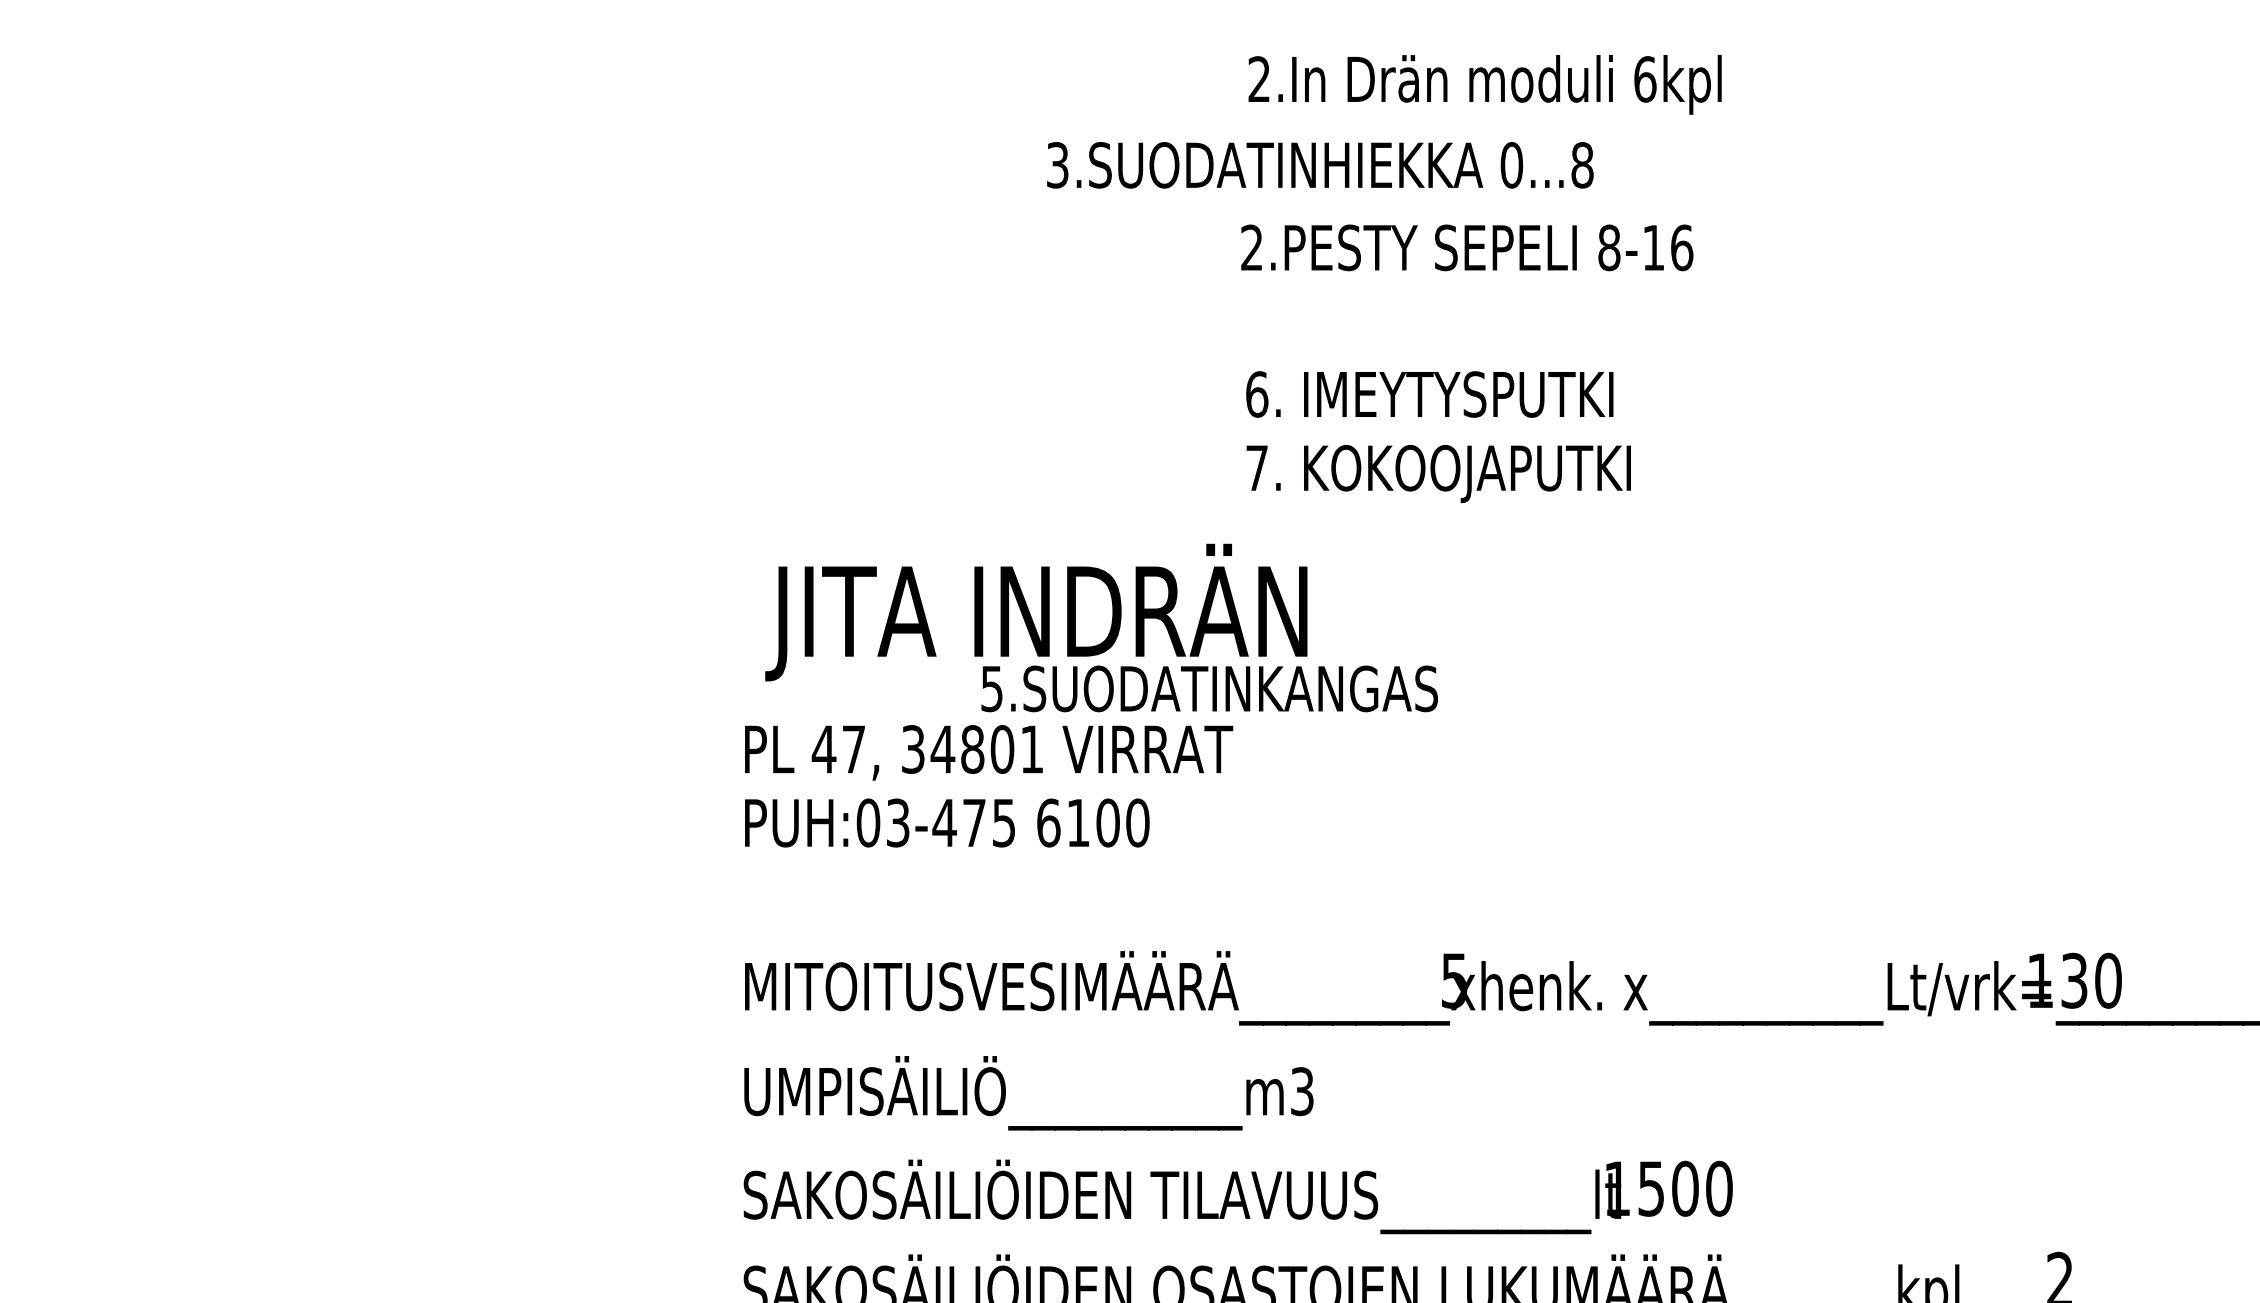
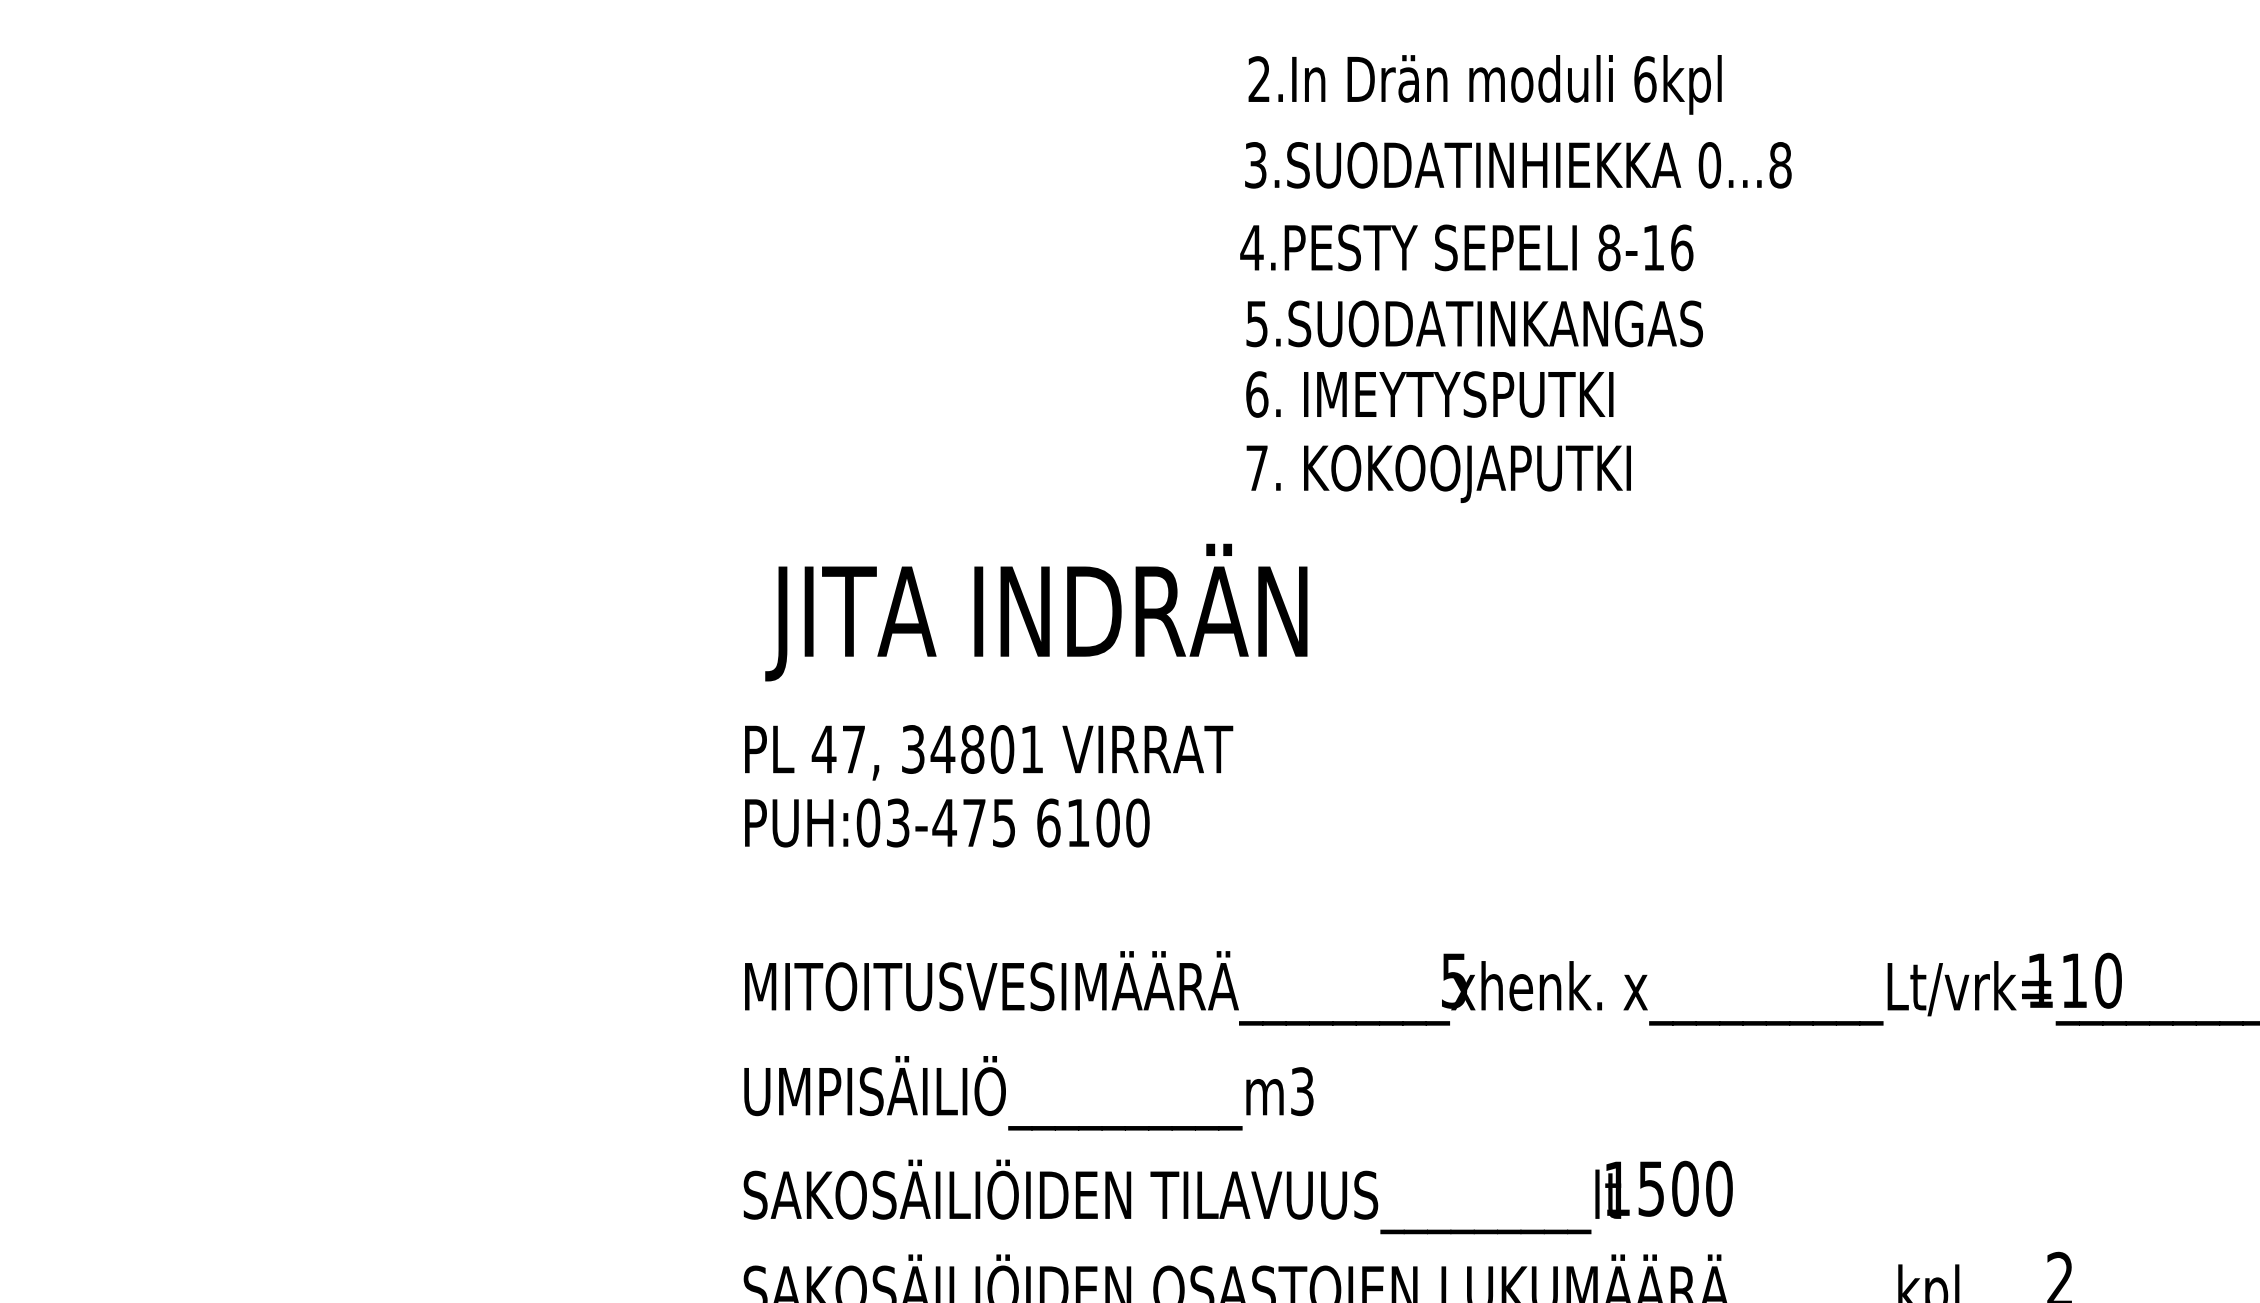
text position: (1320, 165) -> (1518, 165) (1518, 165)
text: 2.PESTY -> 4.PESTY (1251, 247)
text position: (1209, 688) -> (1474, 323) (1474, 323)
text: 130 -> 110 (2074, 980)
